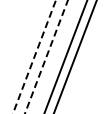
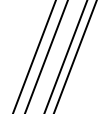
line: dashed -> solid (34, 56)
line: dashed -> solid (46, 56)
